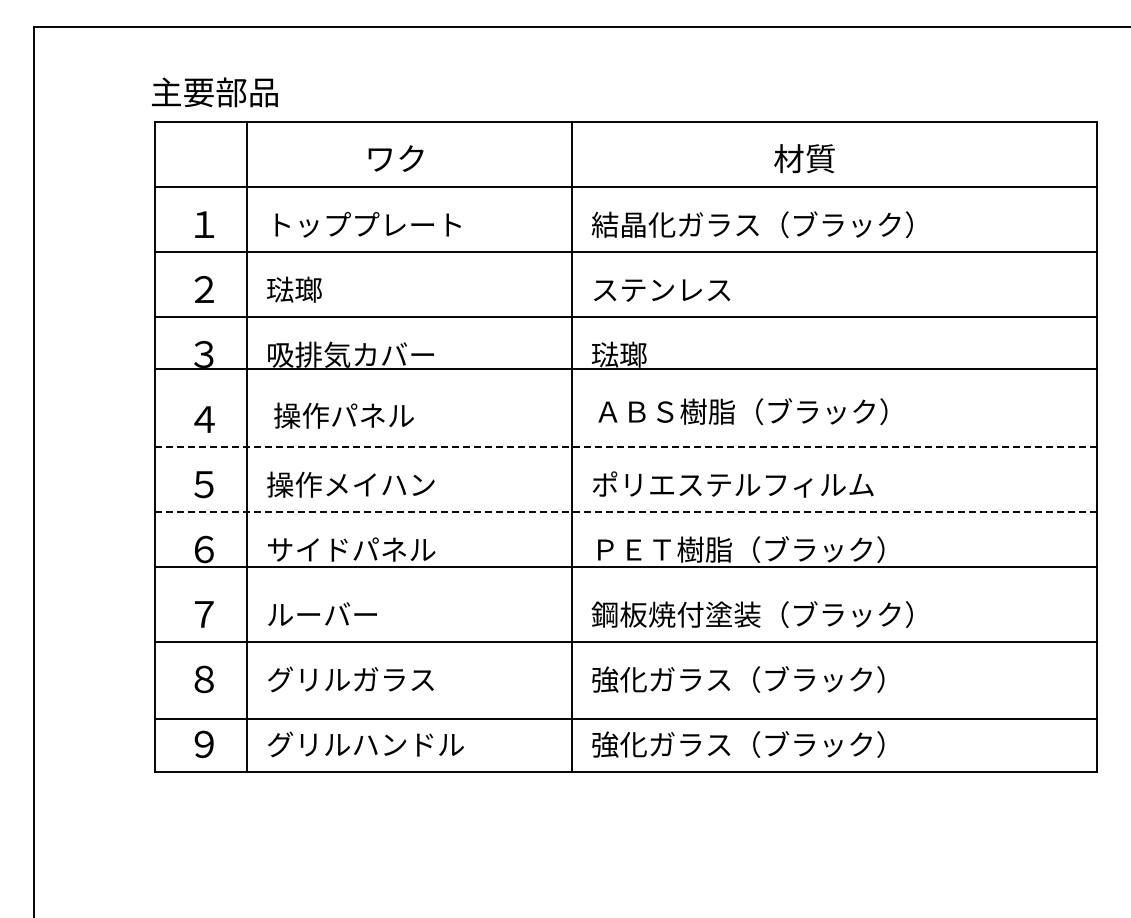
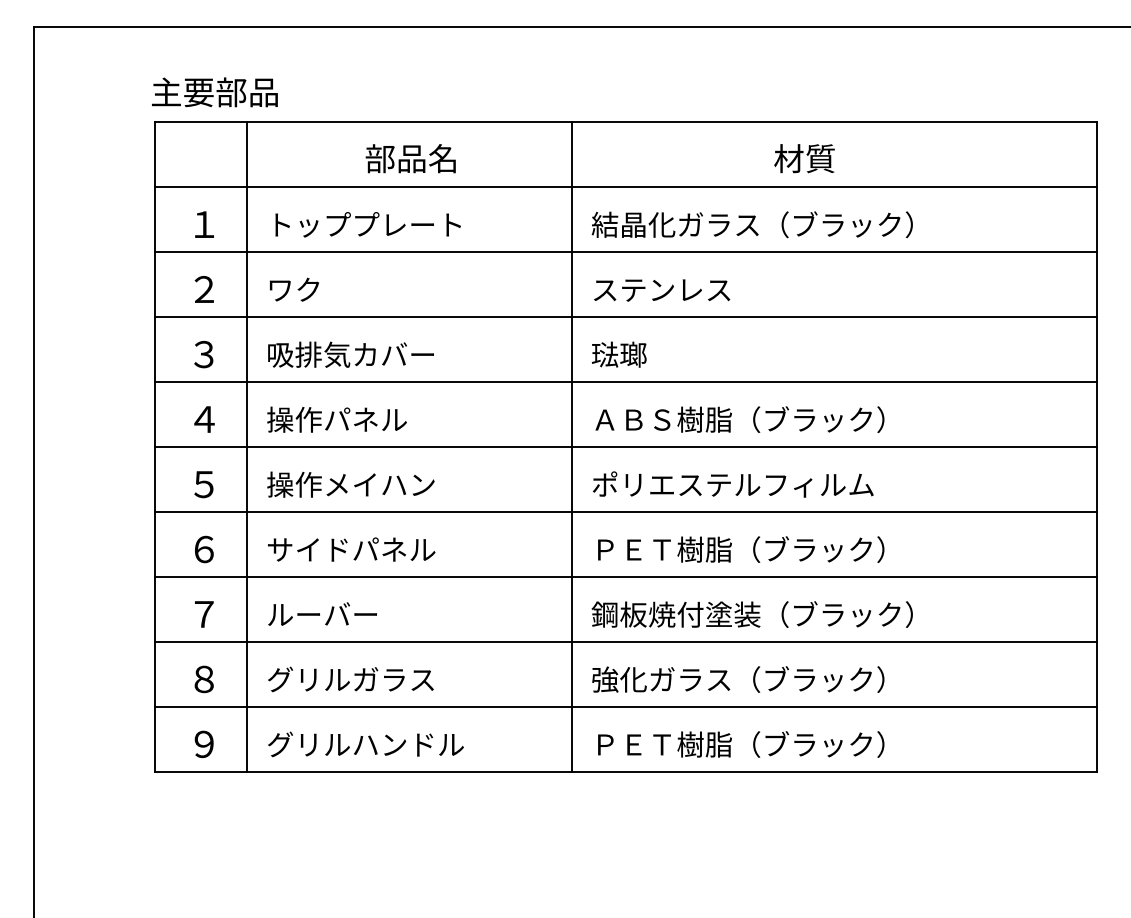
text: ワク -> 部品名 (410, 158)
text: 琺瑯 -> ワク (294, 289)
line position: (625, 368) -> (625, 381) (625, 381)
text position: (742, 411) -> (739, 419) (739, 419)
text position: (343, 415) -> (336, 419) (336, 419)
line: dashed -> solid (625, 446)
line: dashed -> solid (626, 511)
line position: (625, 566) -> (625, 576) (625, 576)
line position: (625, 718) -> (625, 706) (625, 706)
text: 強化ガラス（ブラック） -> ＰＥＴ樹脂（ブラック） (661, 744)
